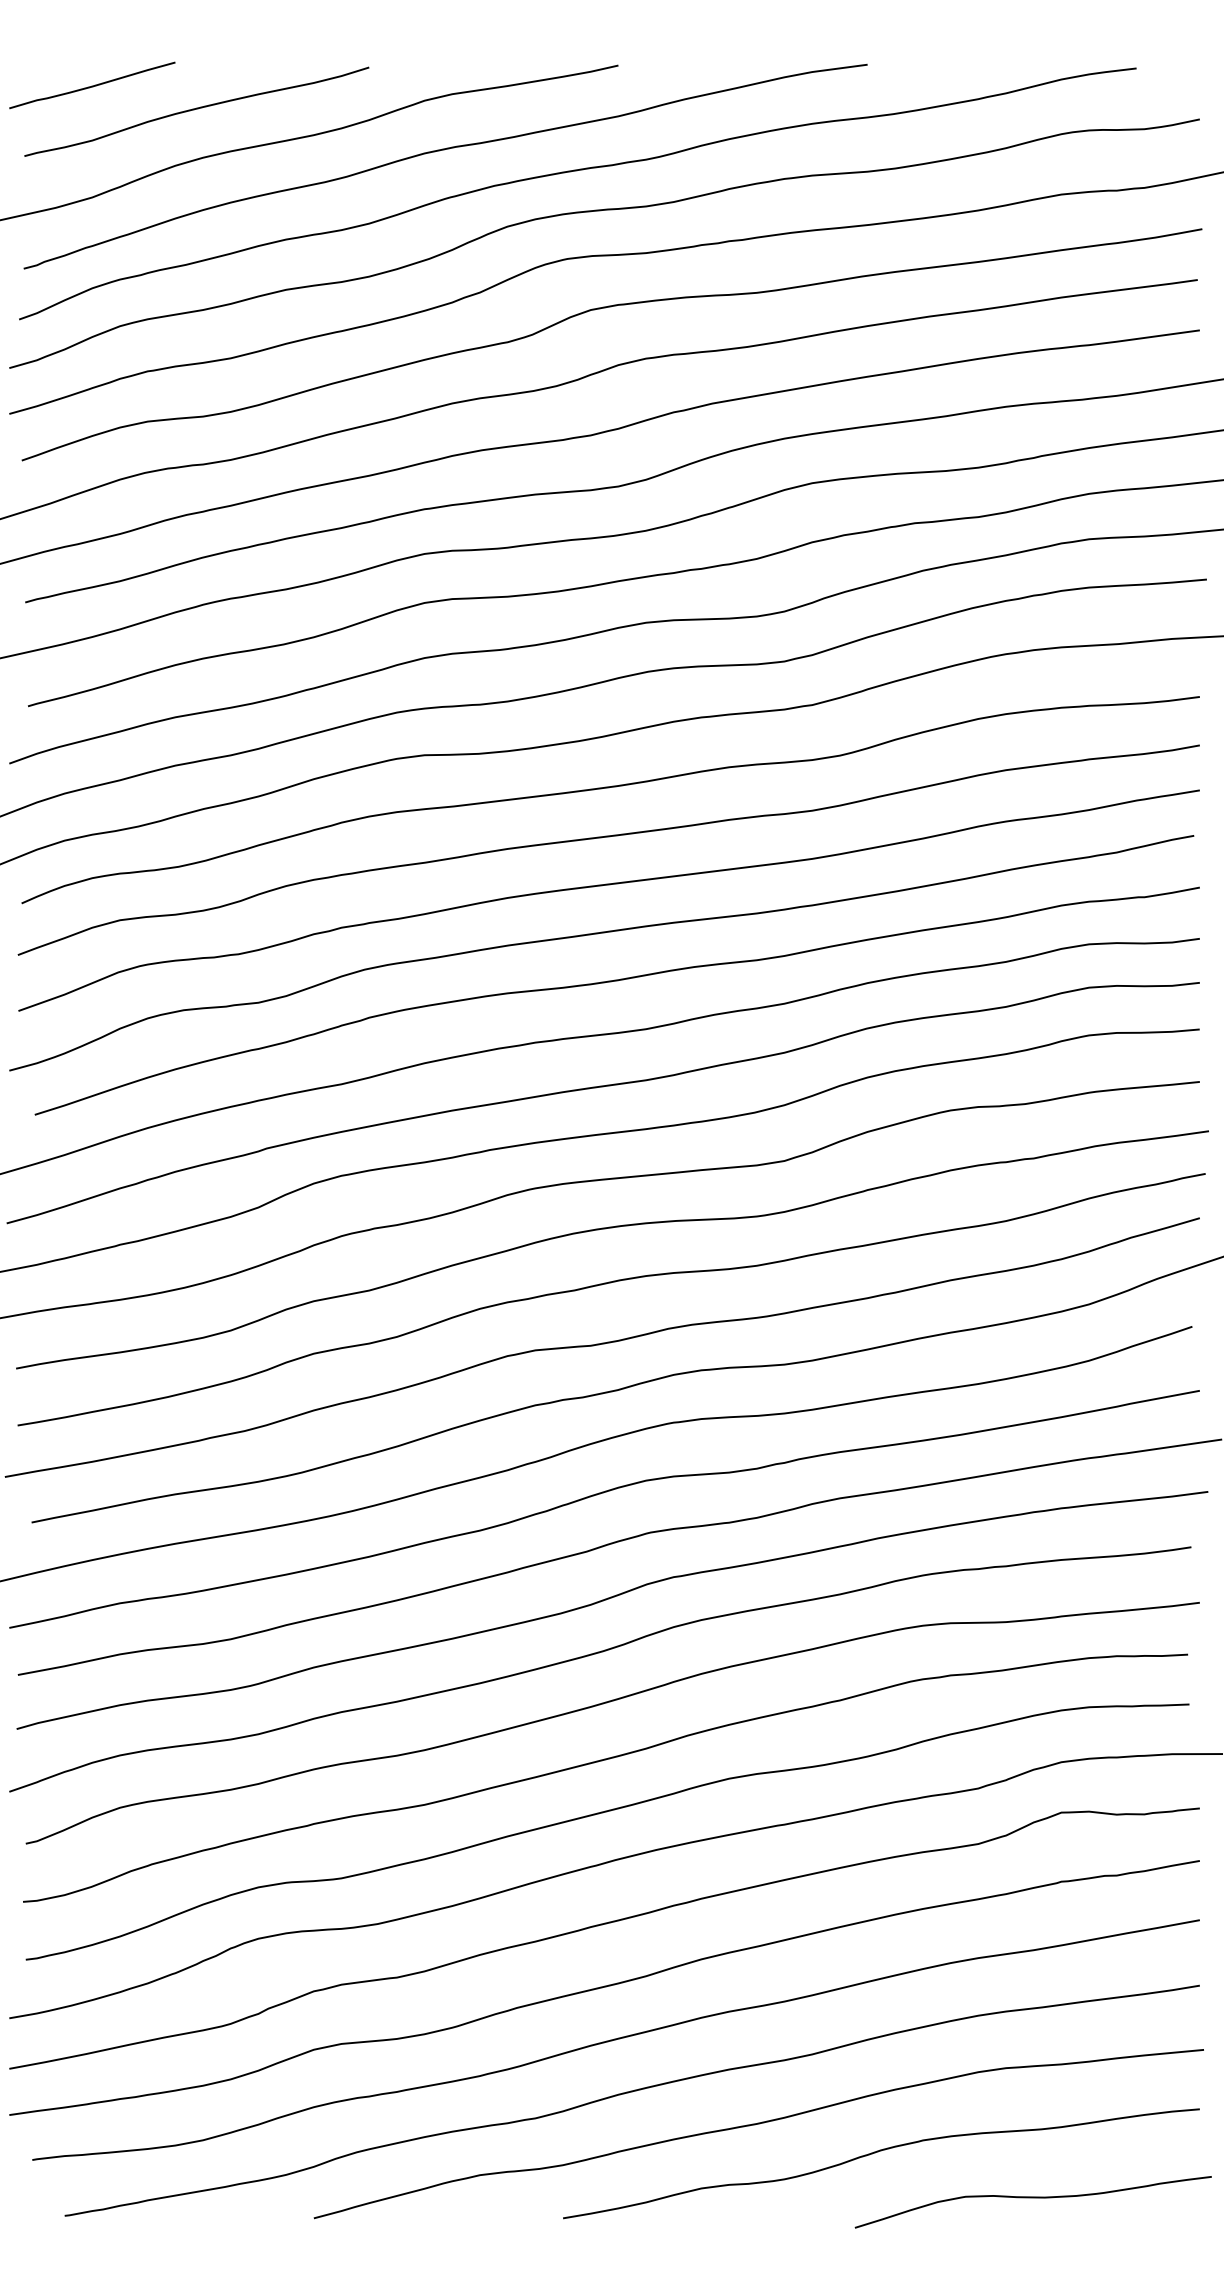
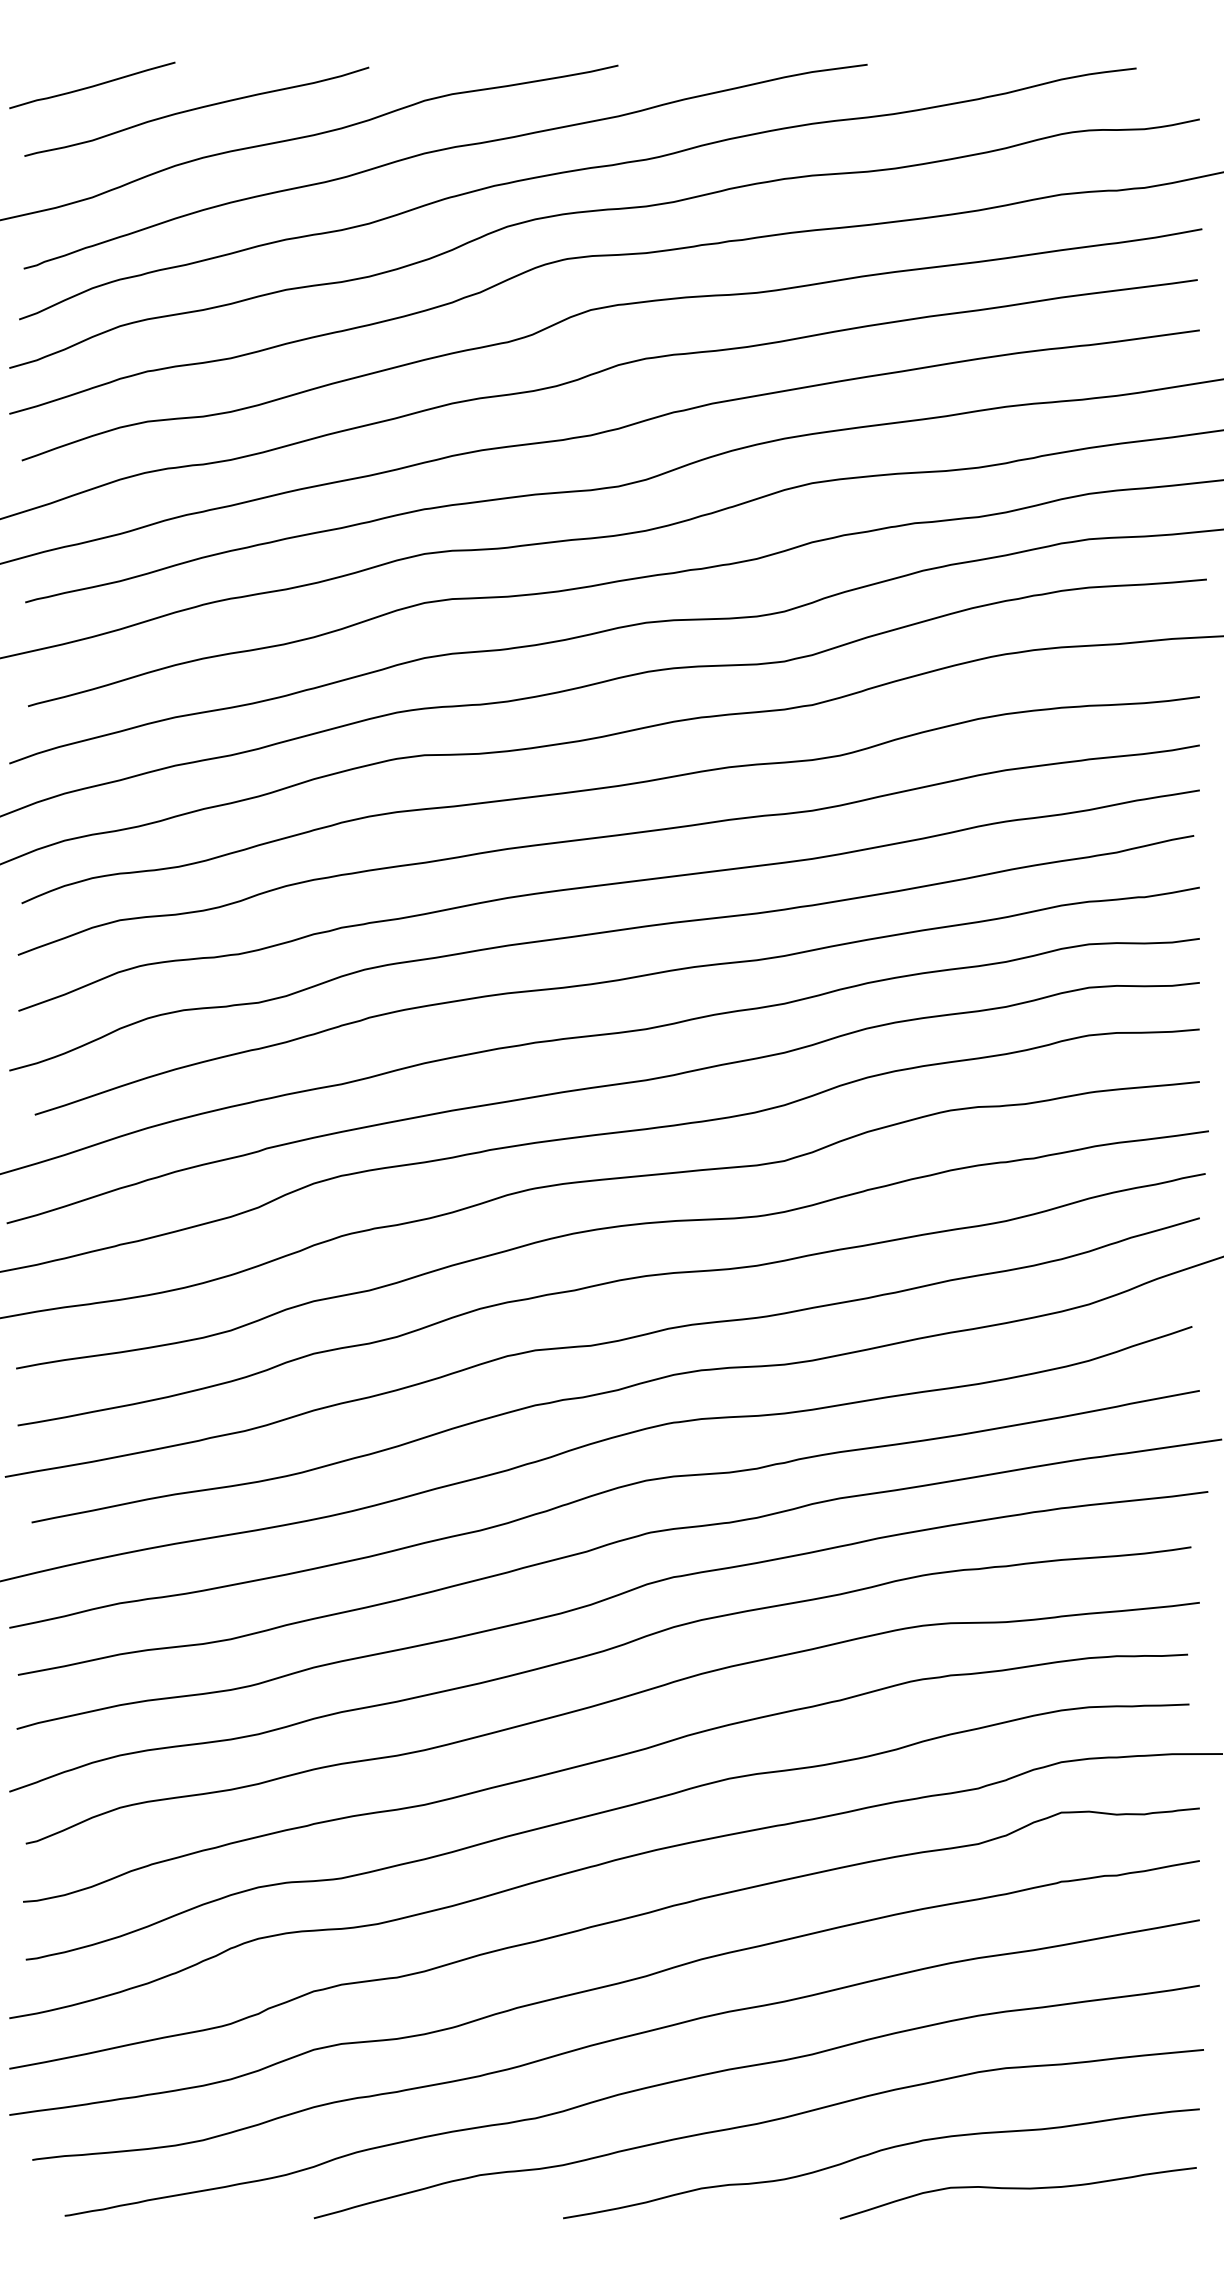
curve position: (1032, 2198) -> (1017, 2189) (1017, 2189)
